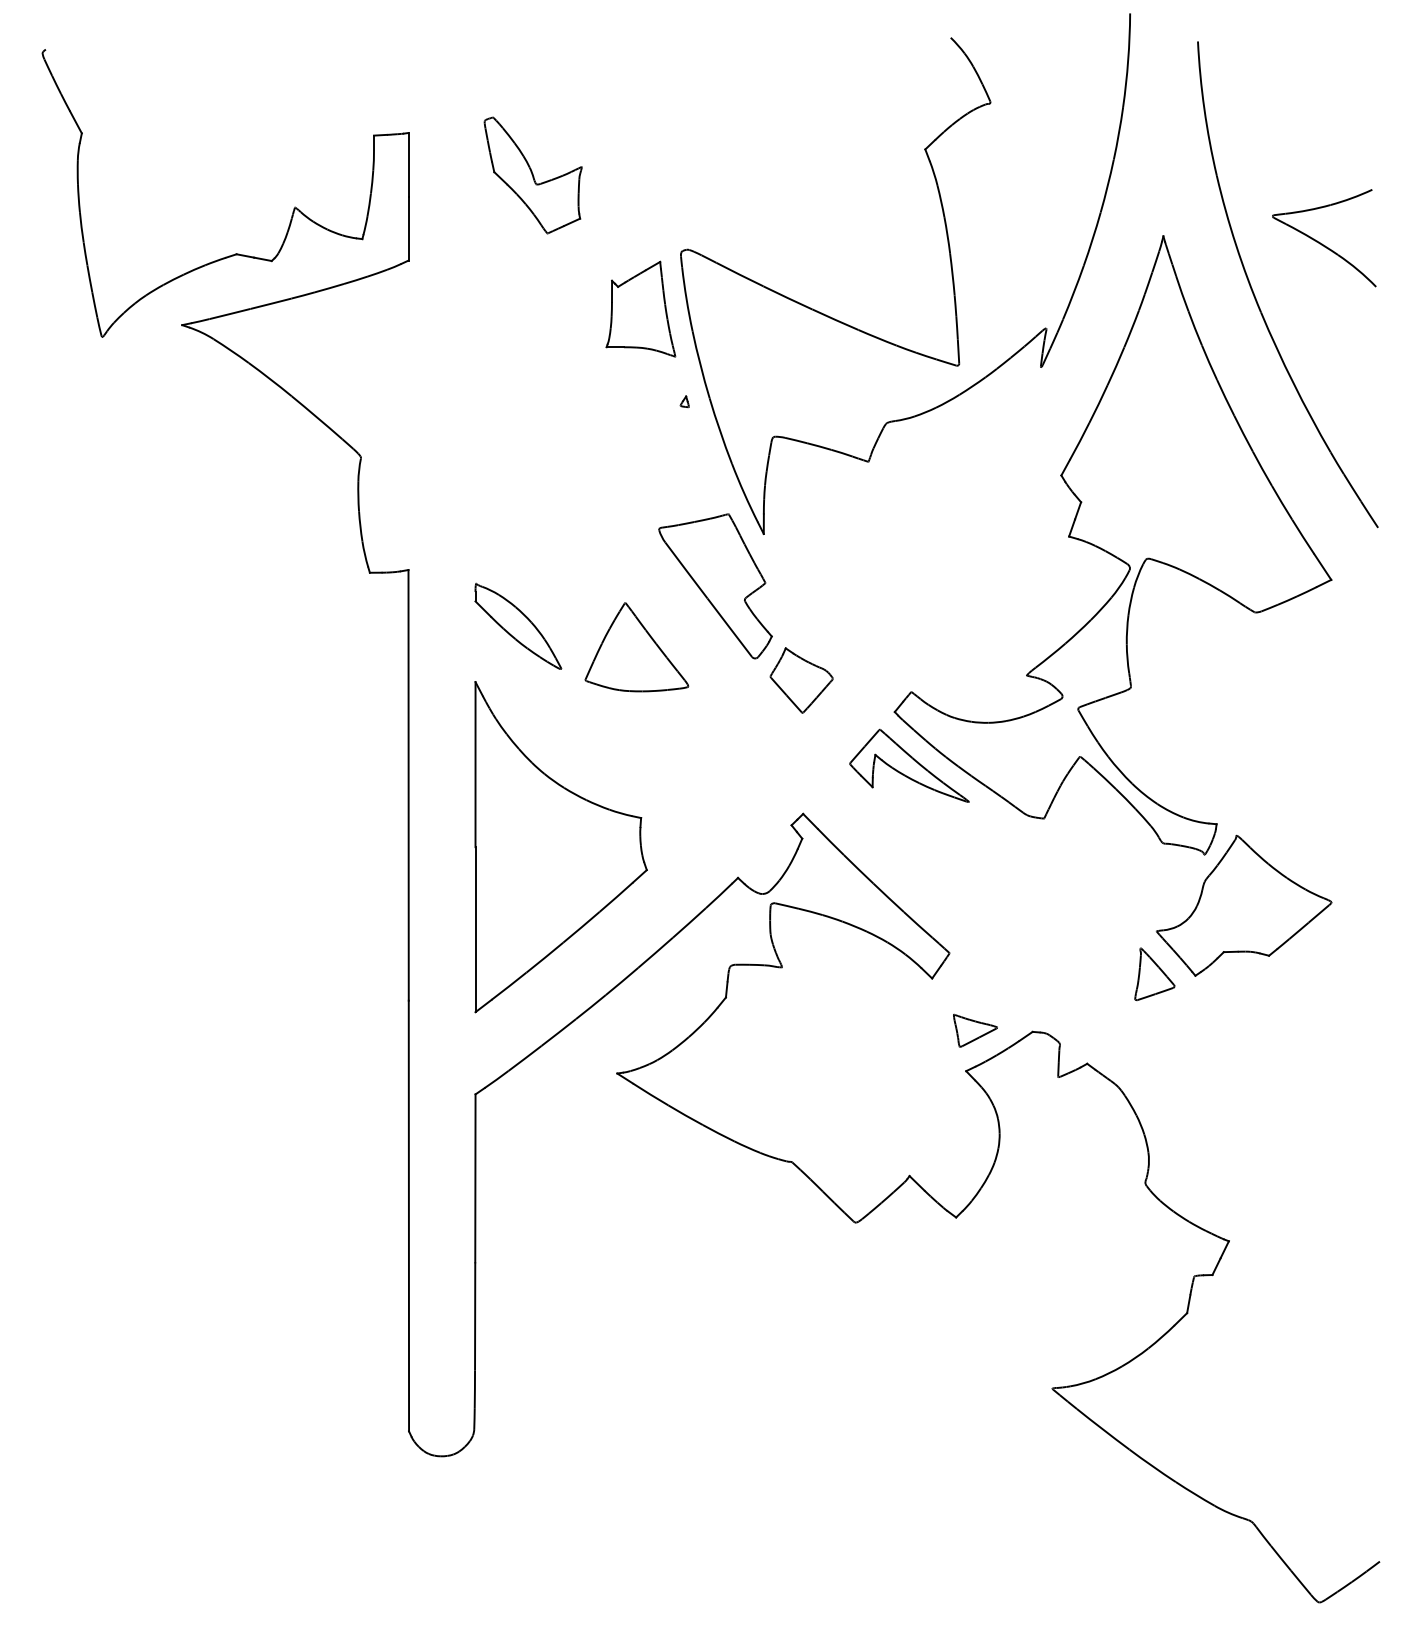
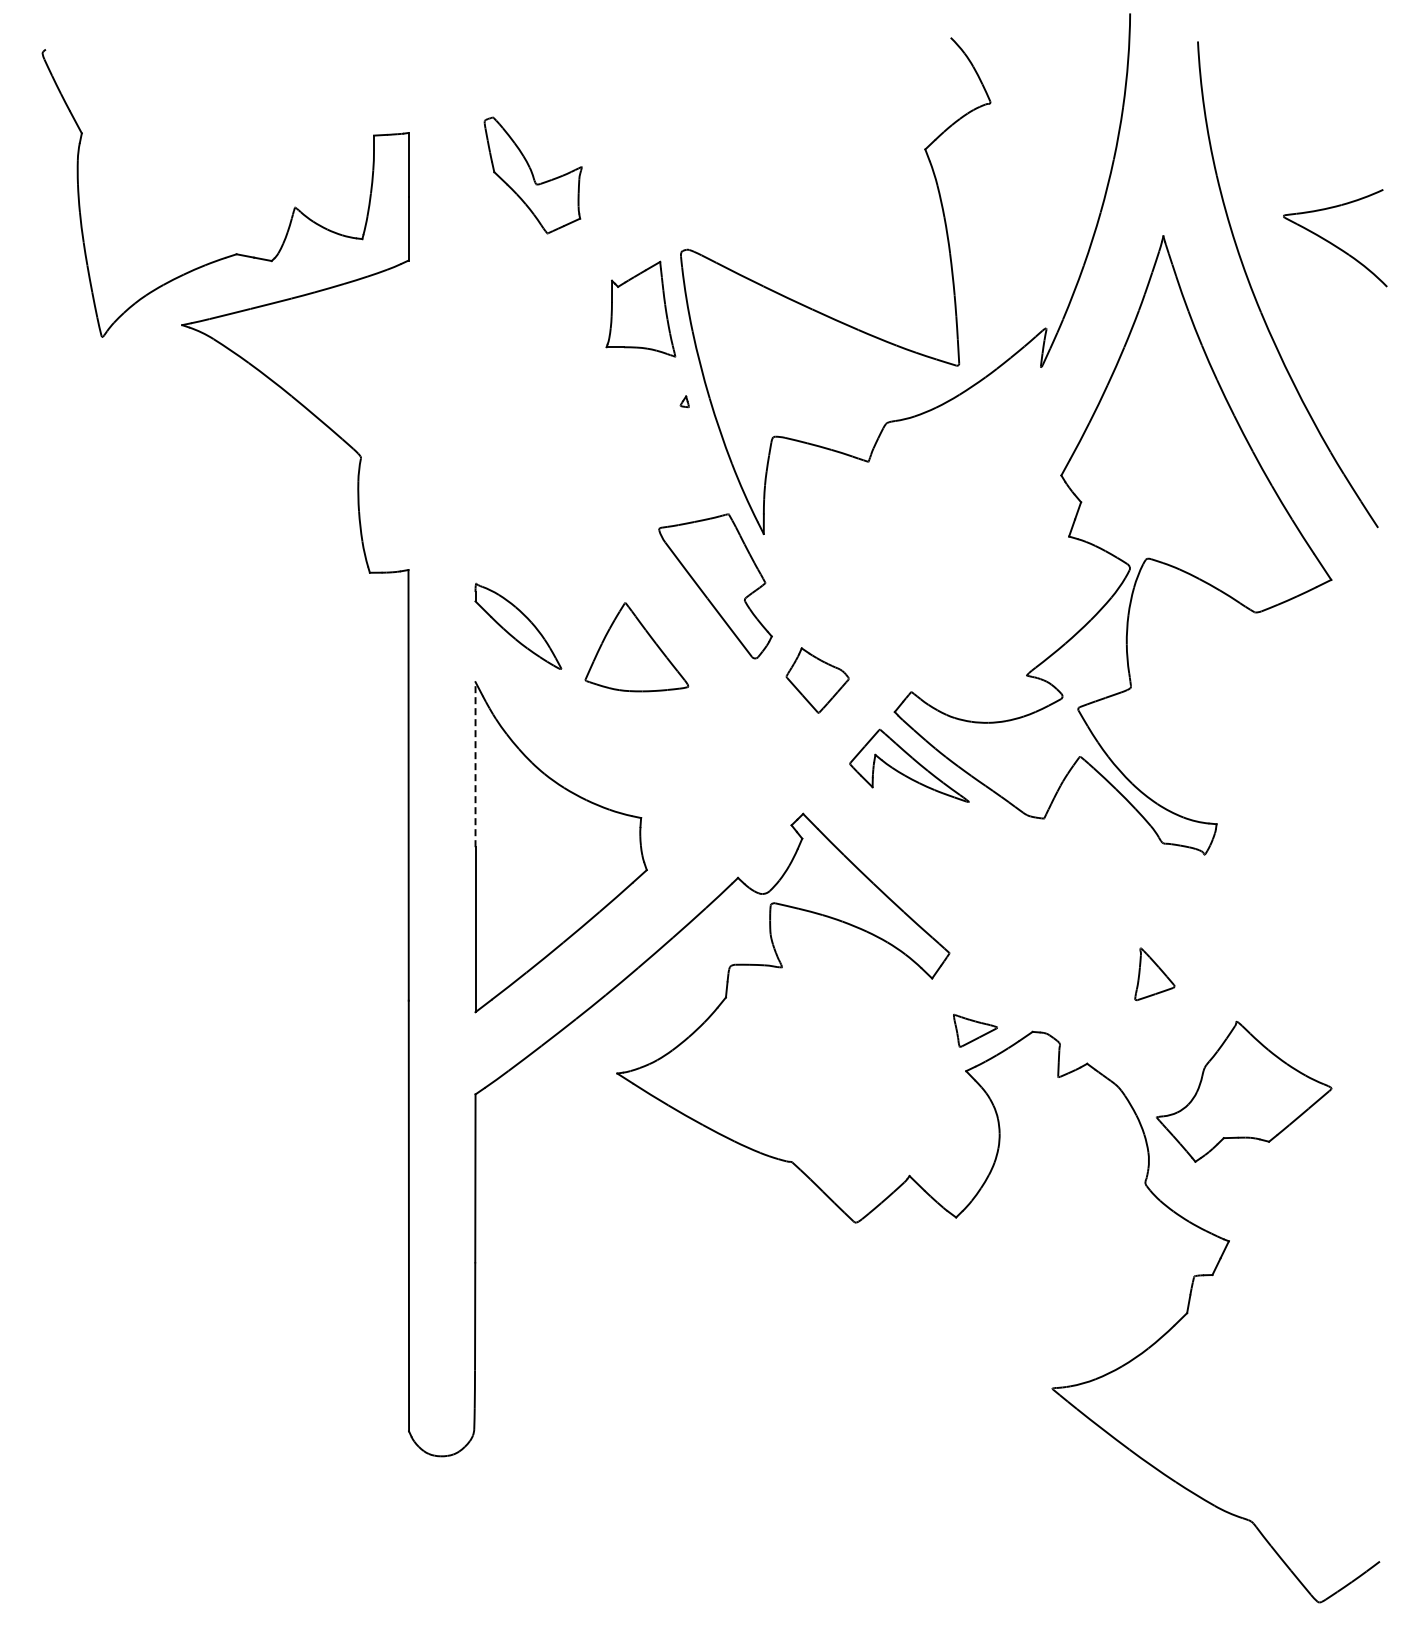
part position: (1324, 238) -> (1335, 238) (1335, 238)
part position: (801, 680) -> (817, 680) (817, 680)
line: solid -> dashed (475, 764)
part position: (1243, 905) -> (1243, 1091) (1243, 1091)
